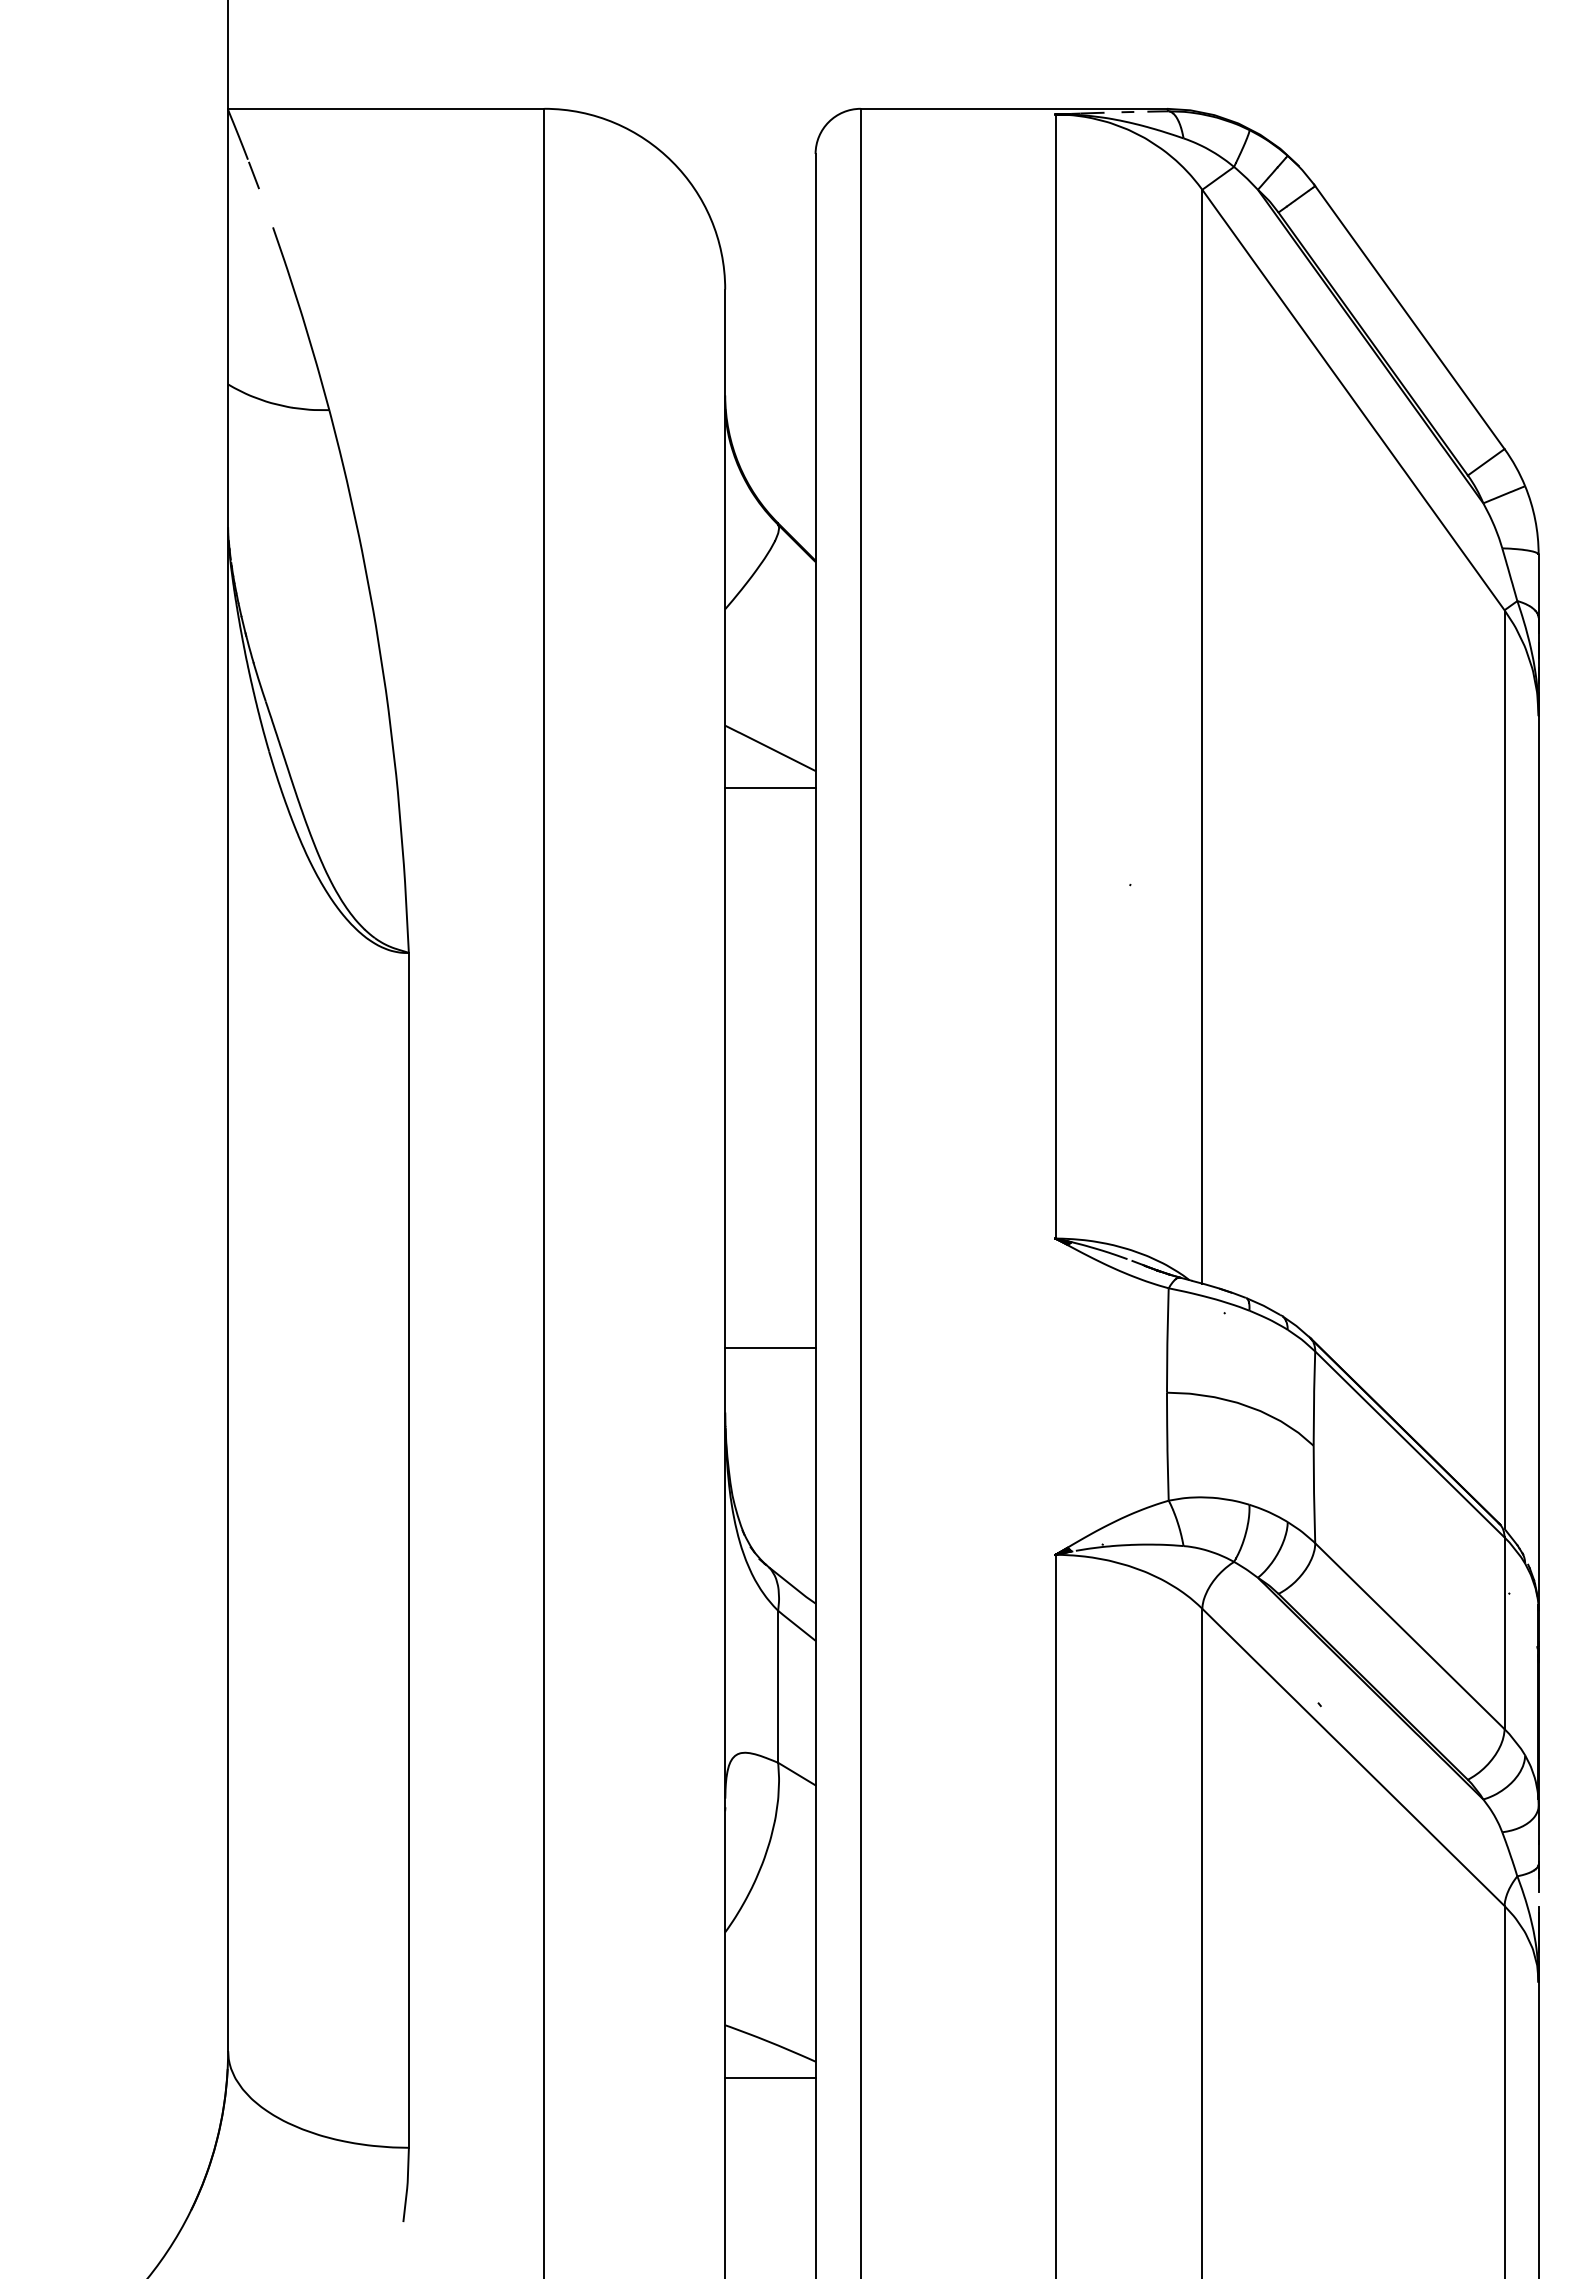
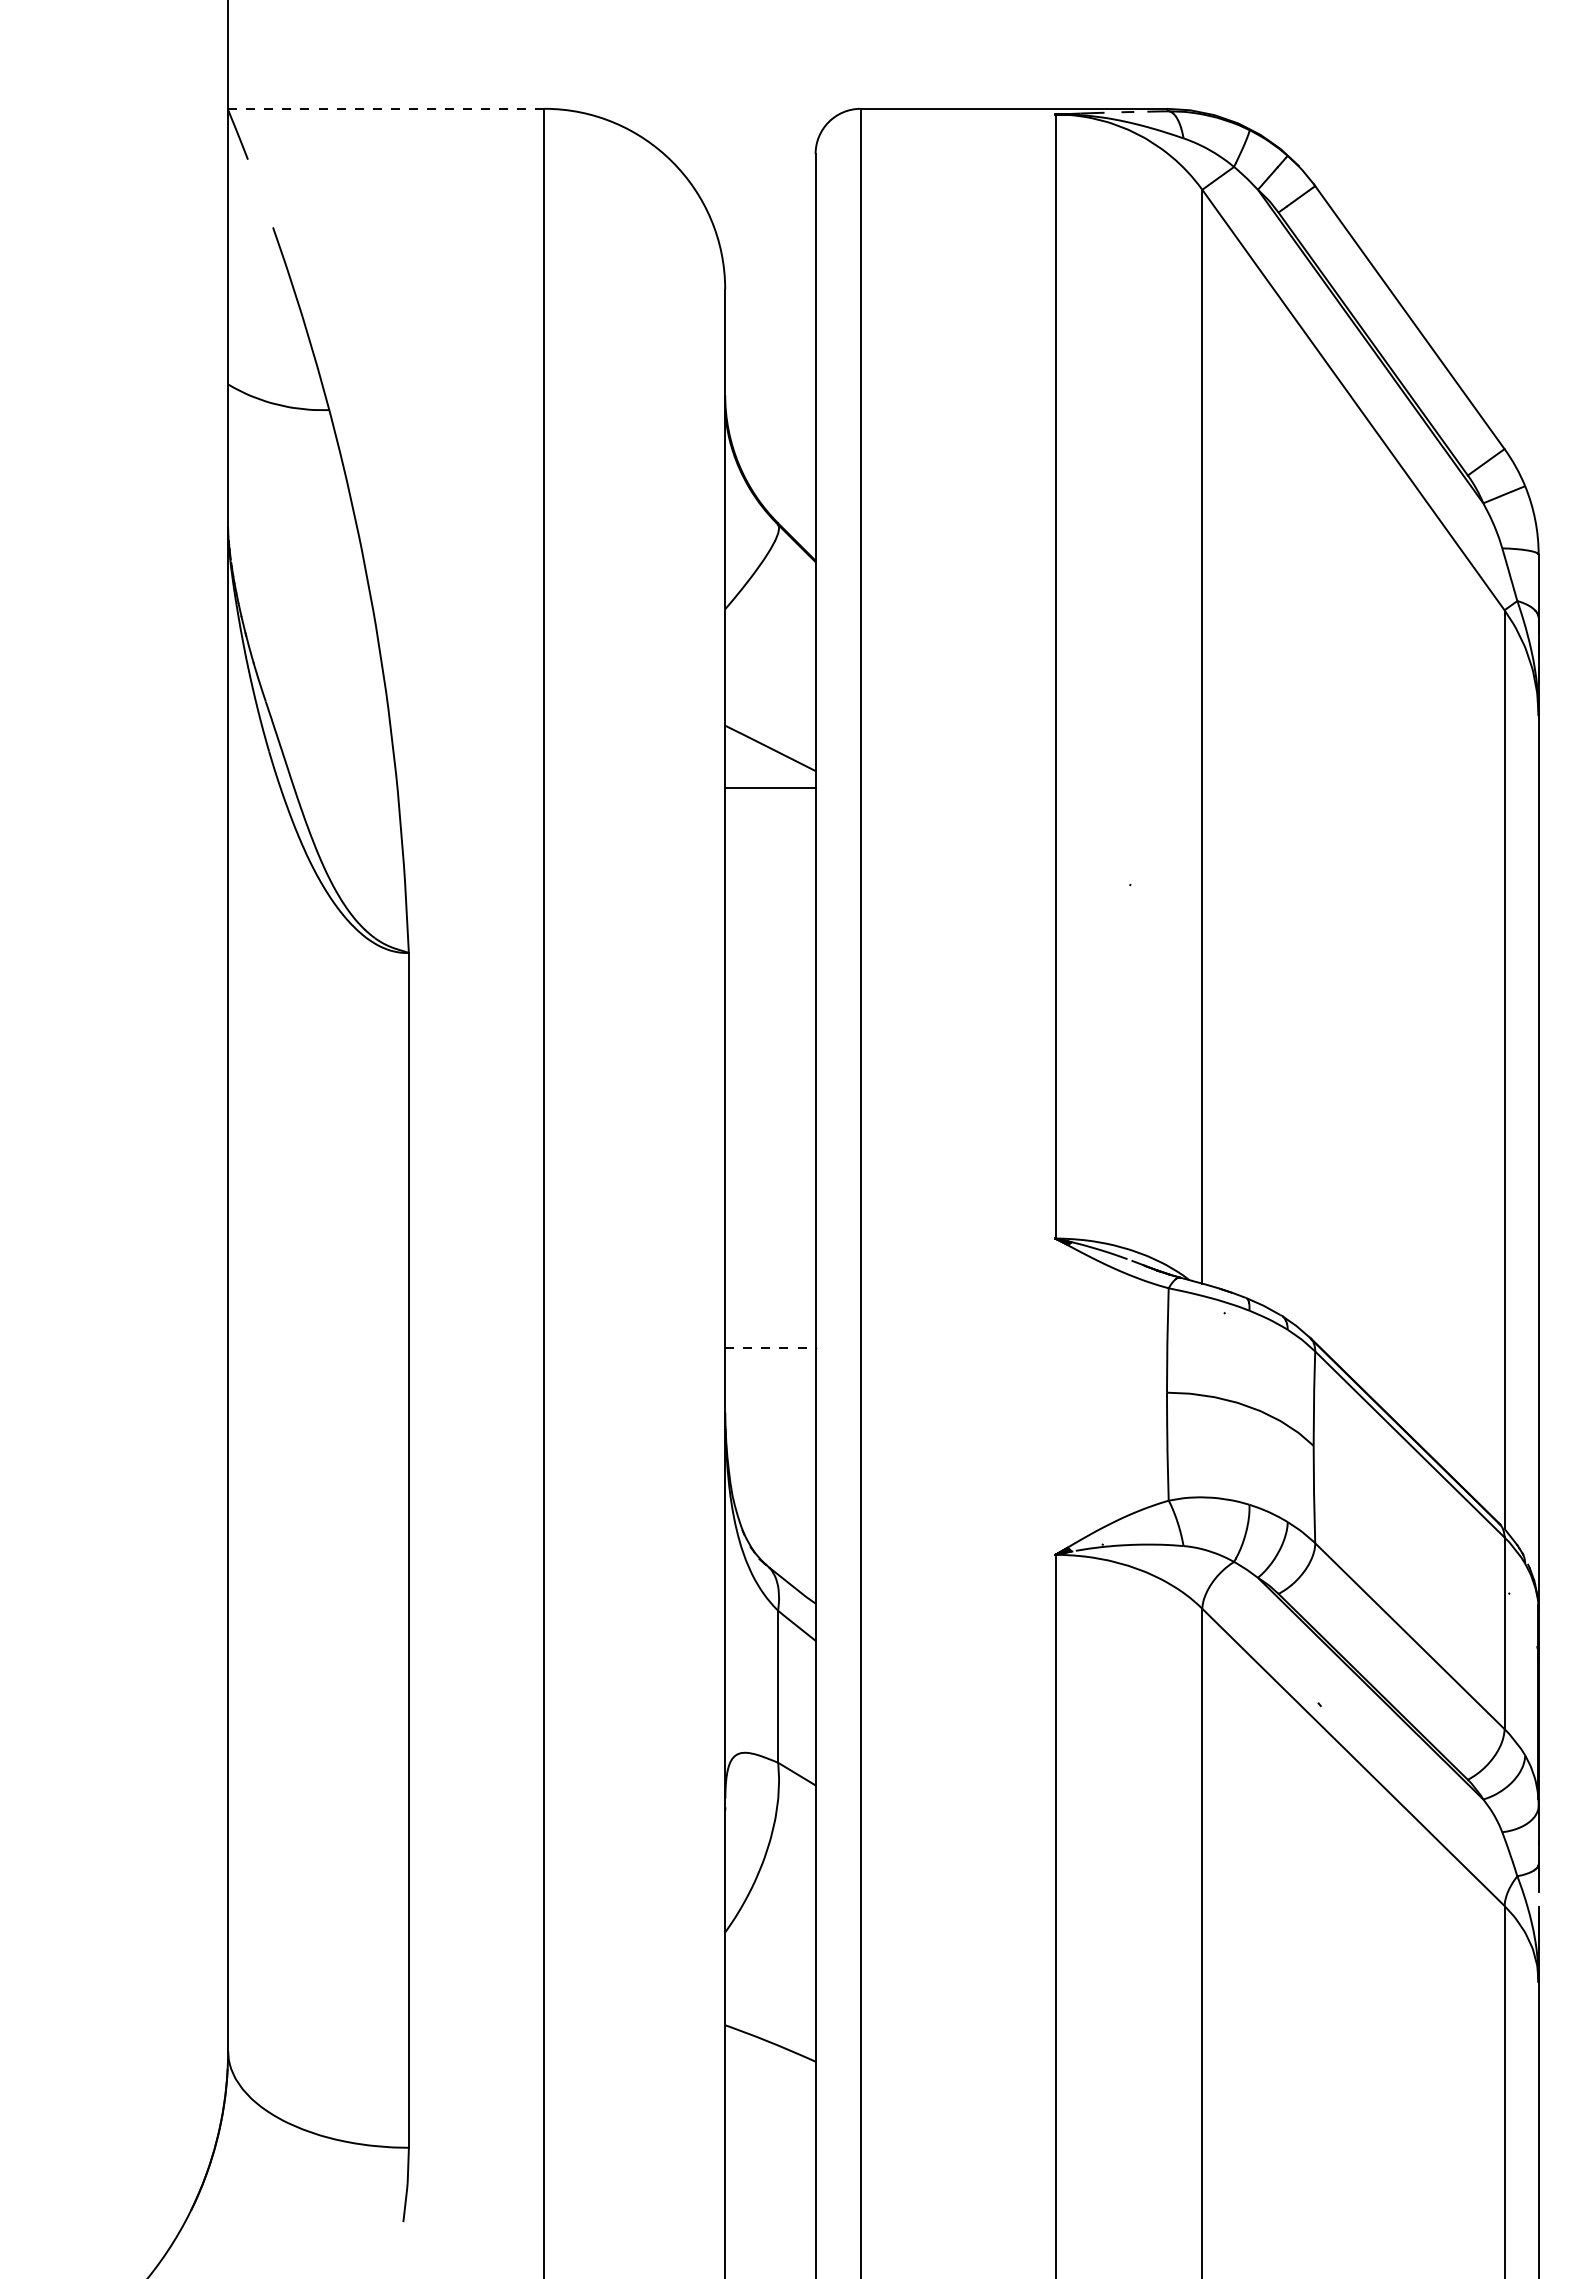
line: solid -> dashed (386, 108)
line: present -> none (253, 175)
line: solid -> dashed (770, 1347)
line: present -> none (770, 2077)
